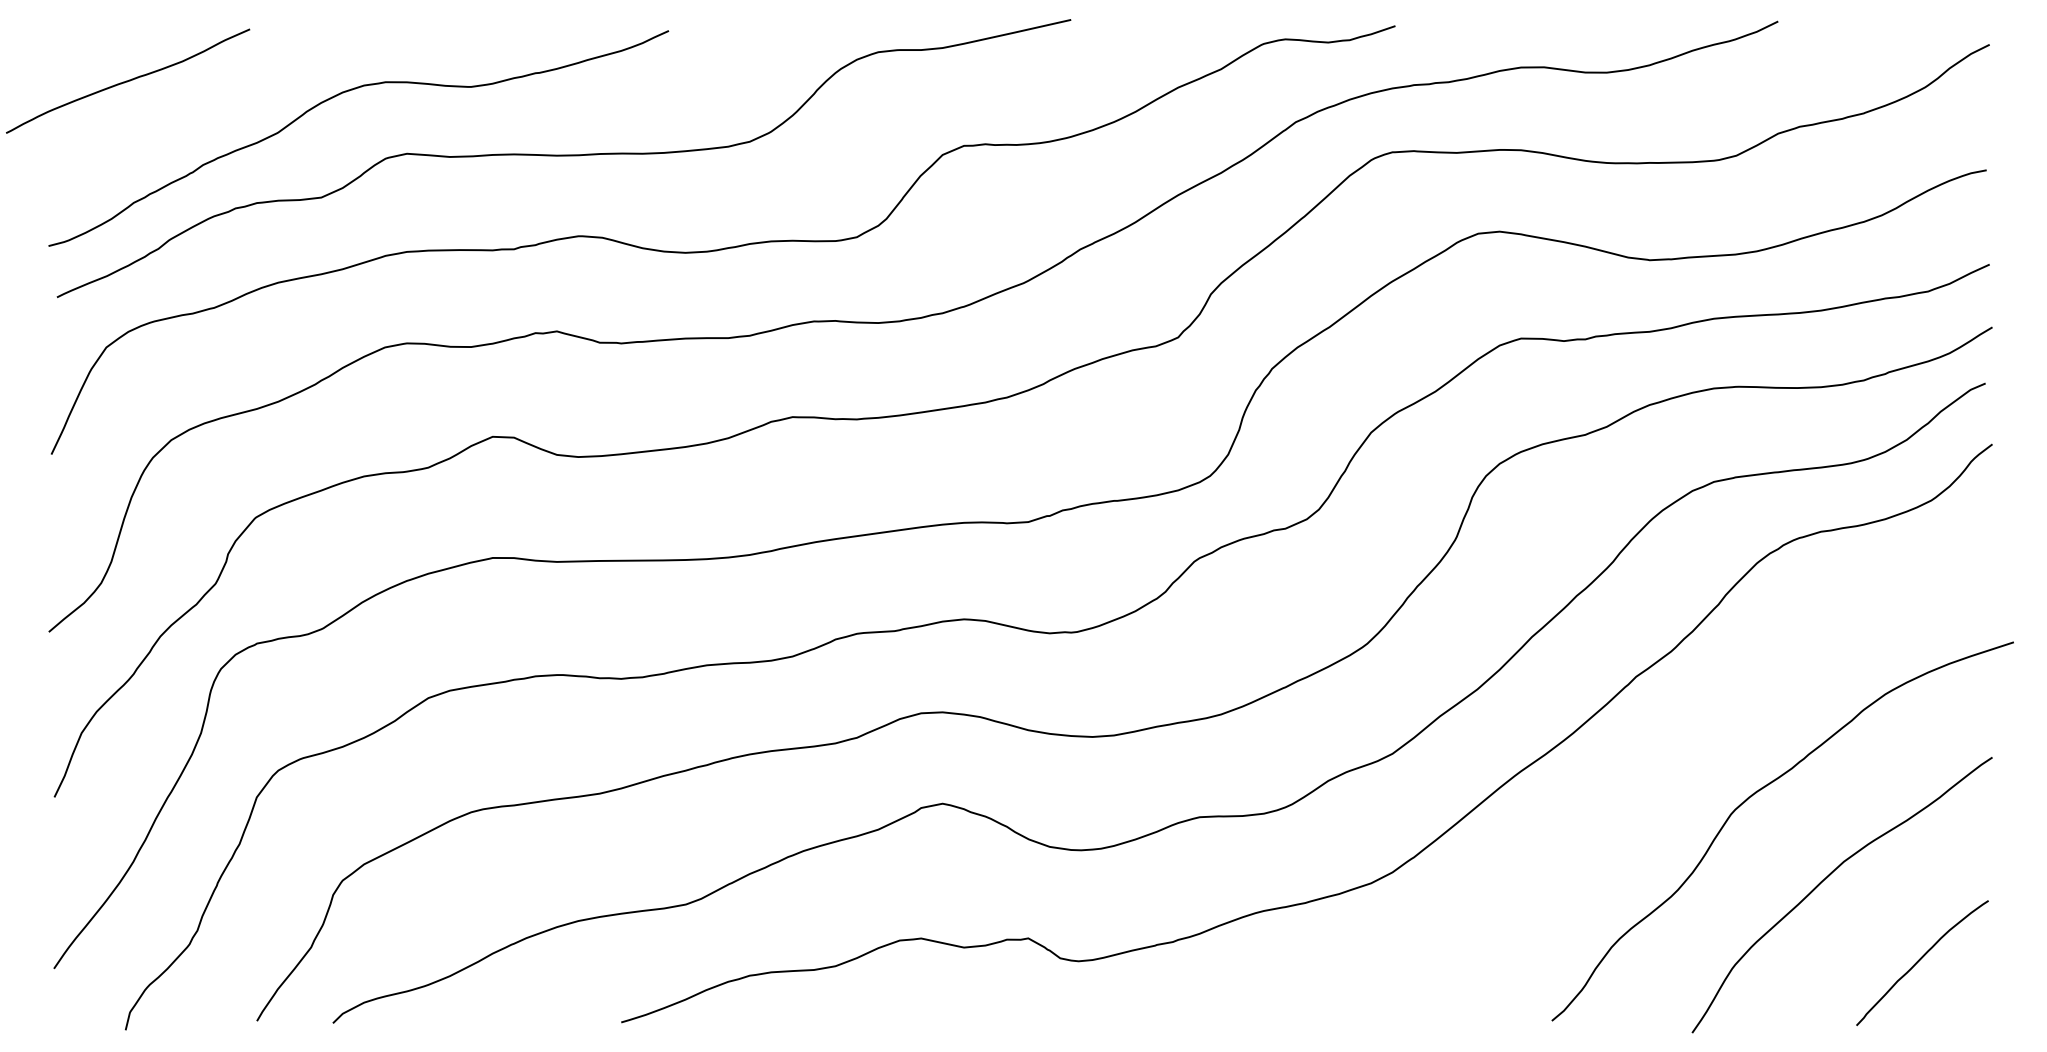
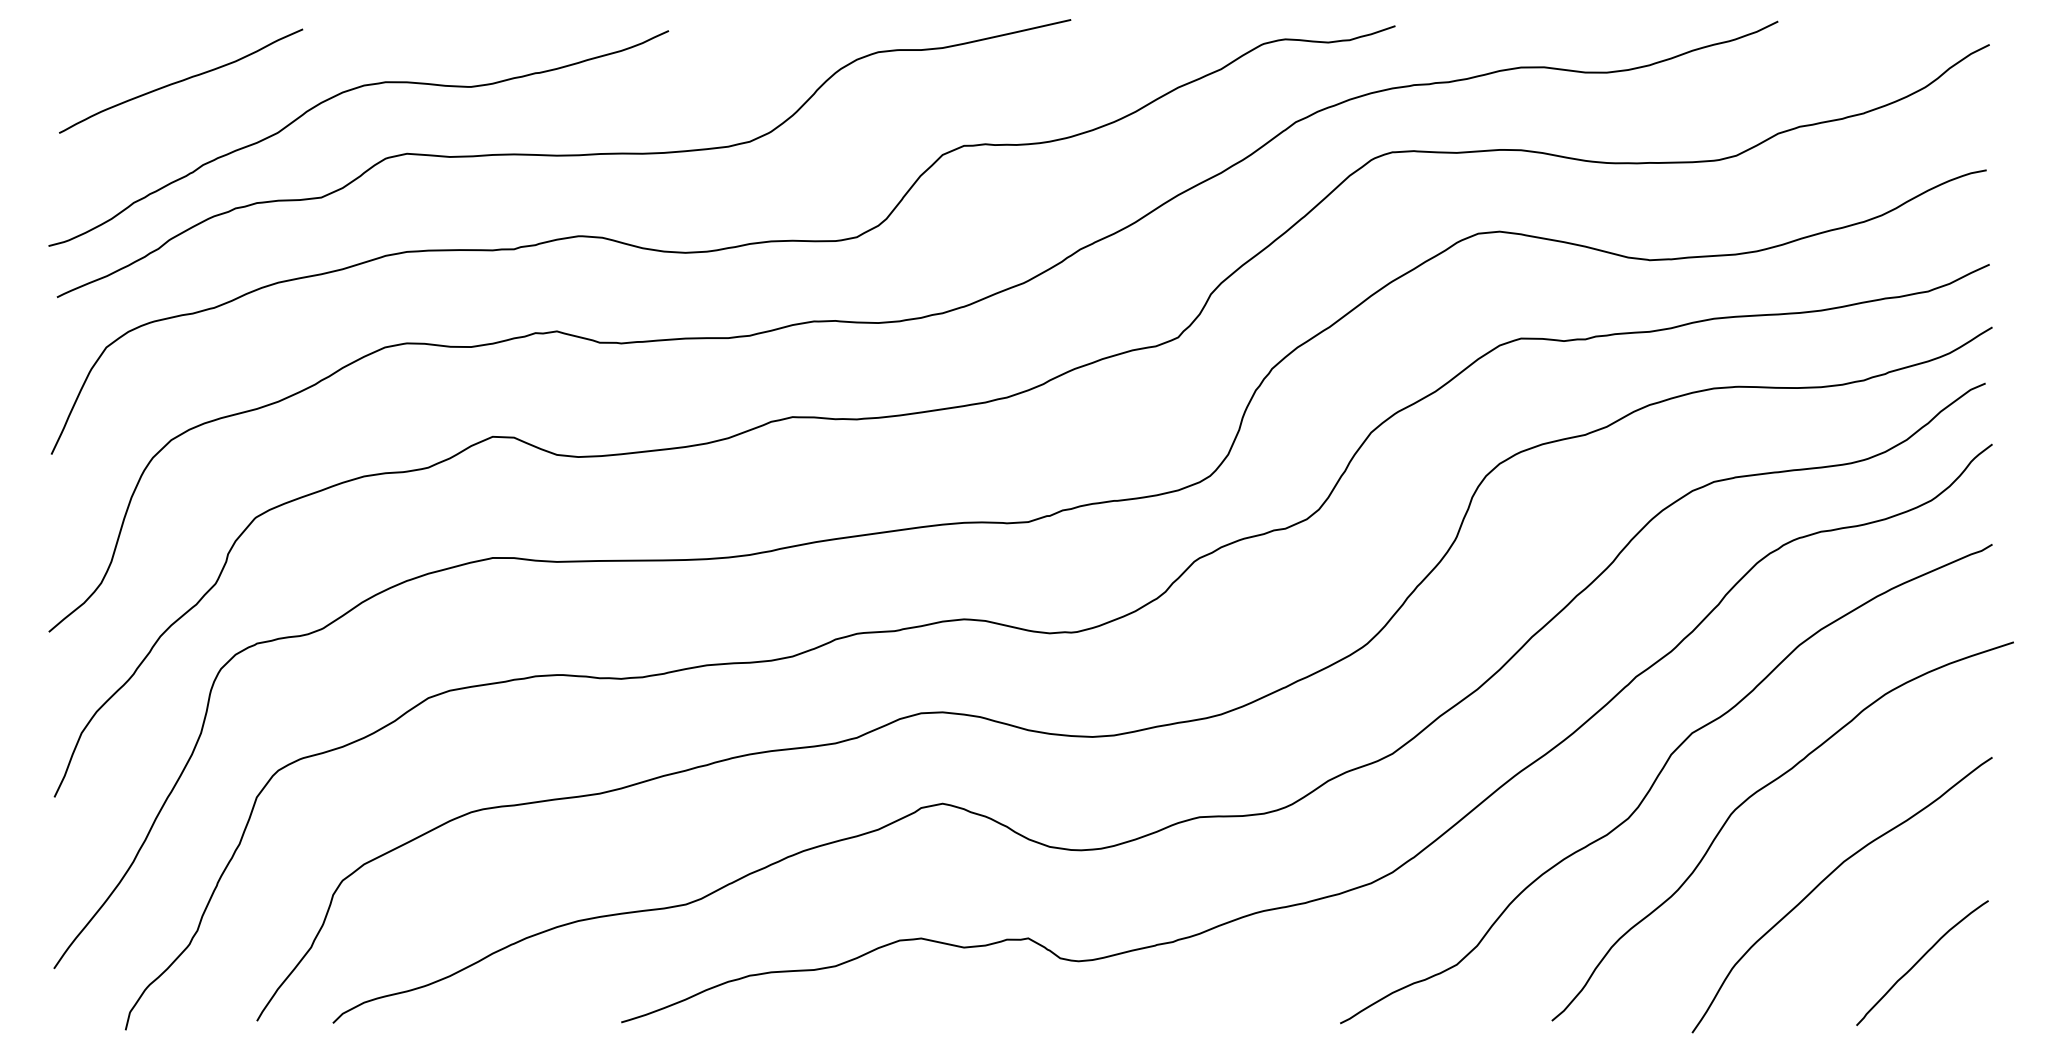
curve position: (128, 80) -> (181, 80) (181, 80)
curve: none -> present (1657, 779)
